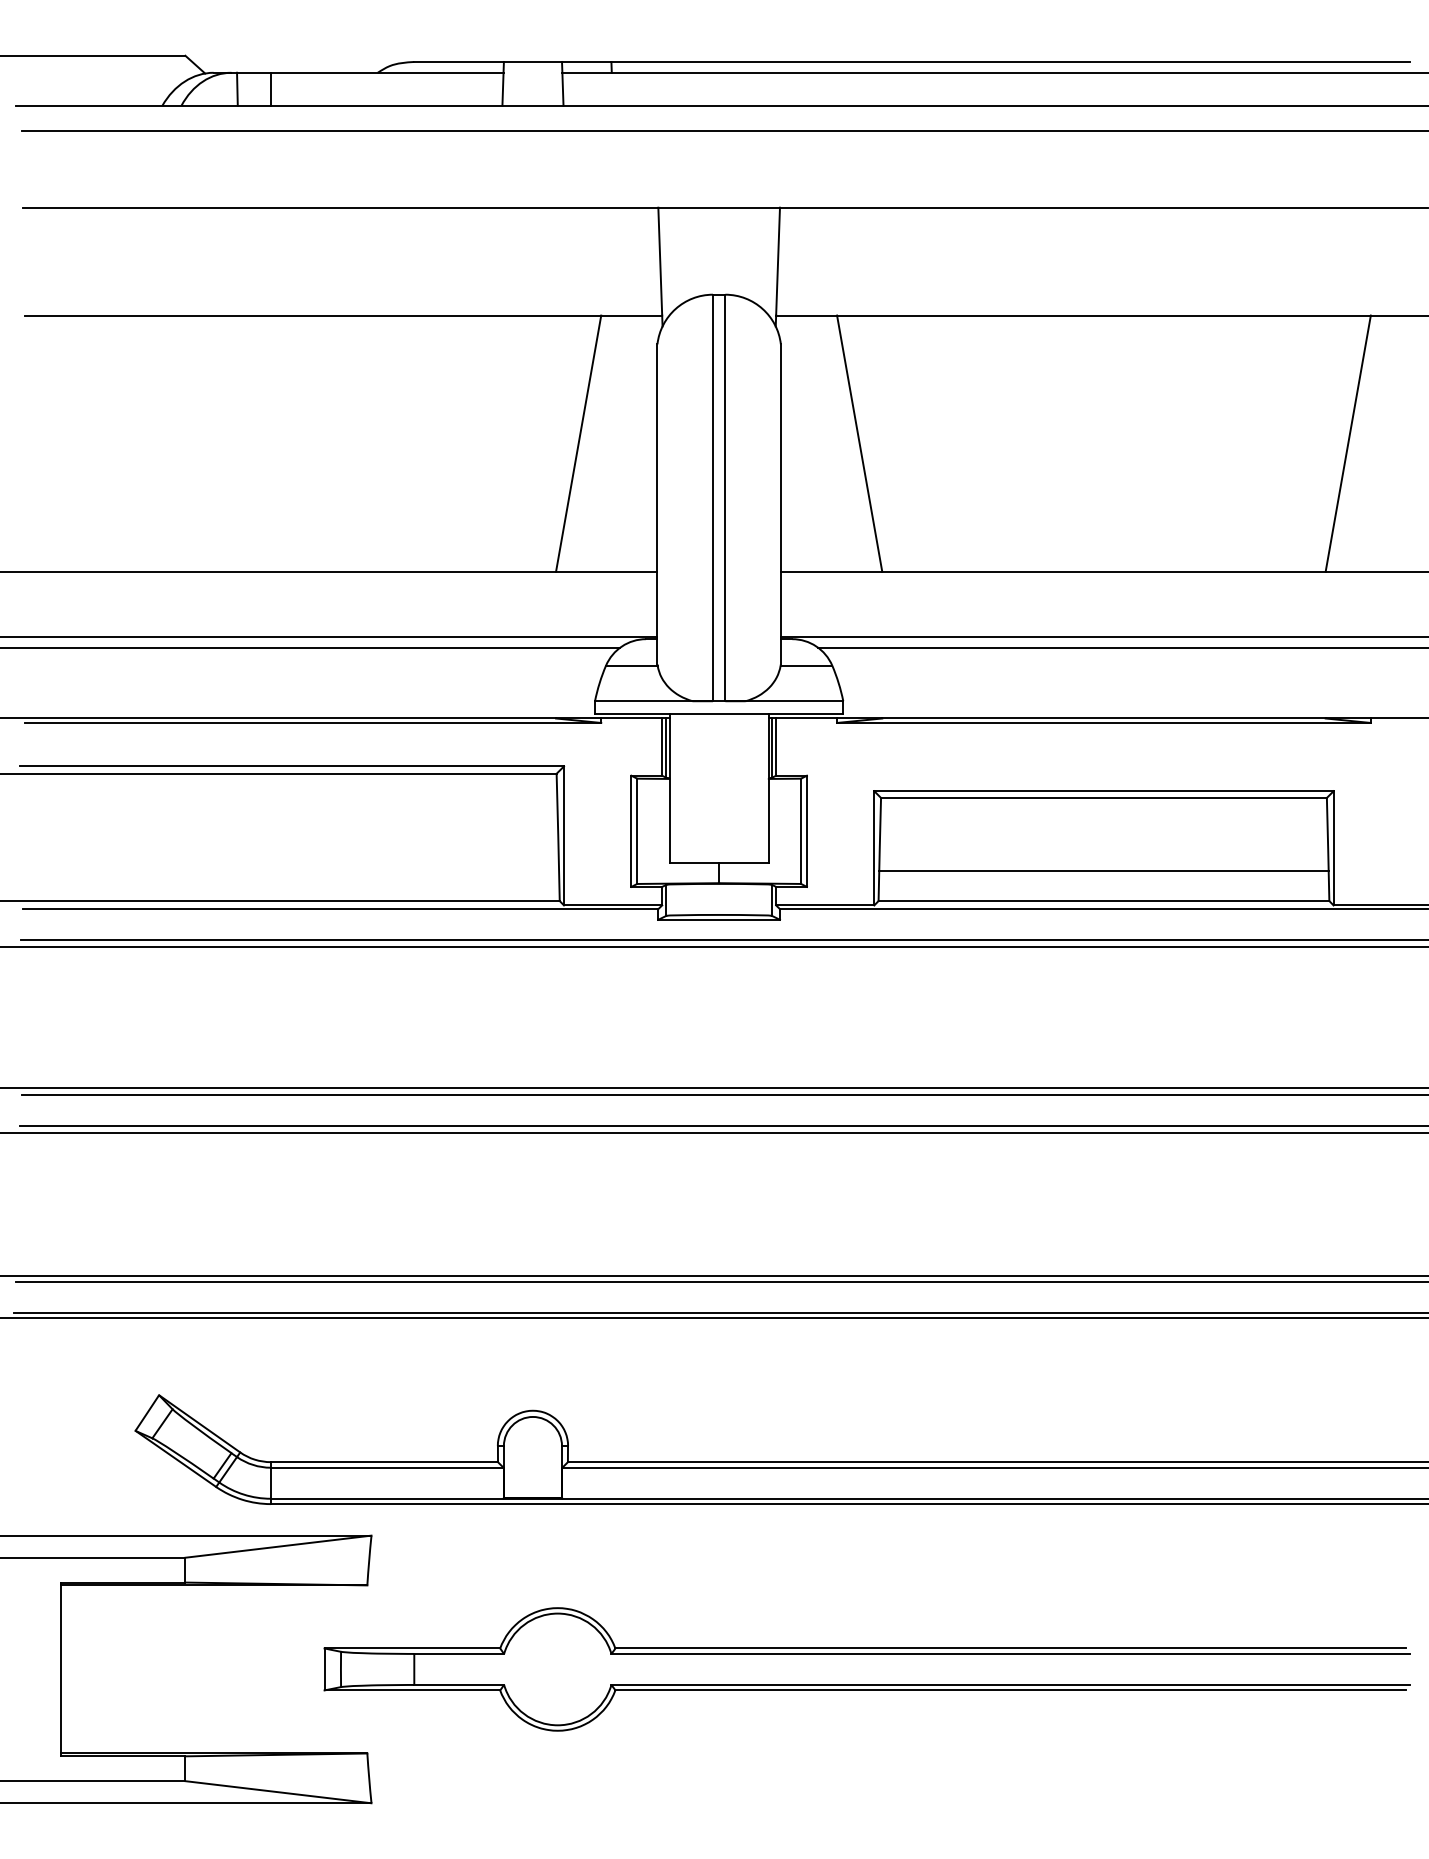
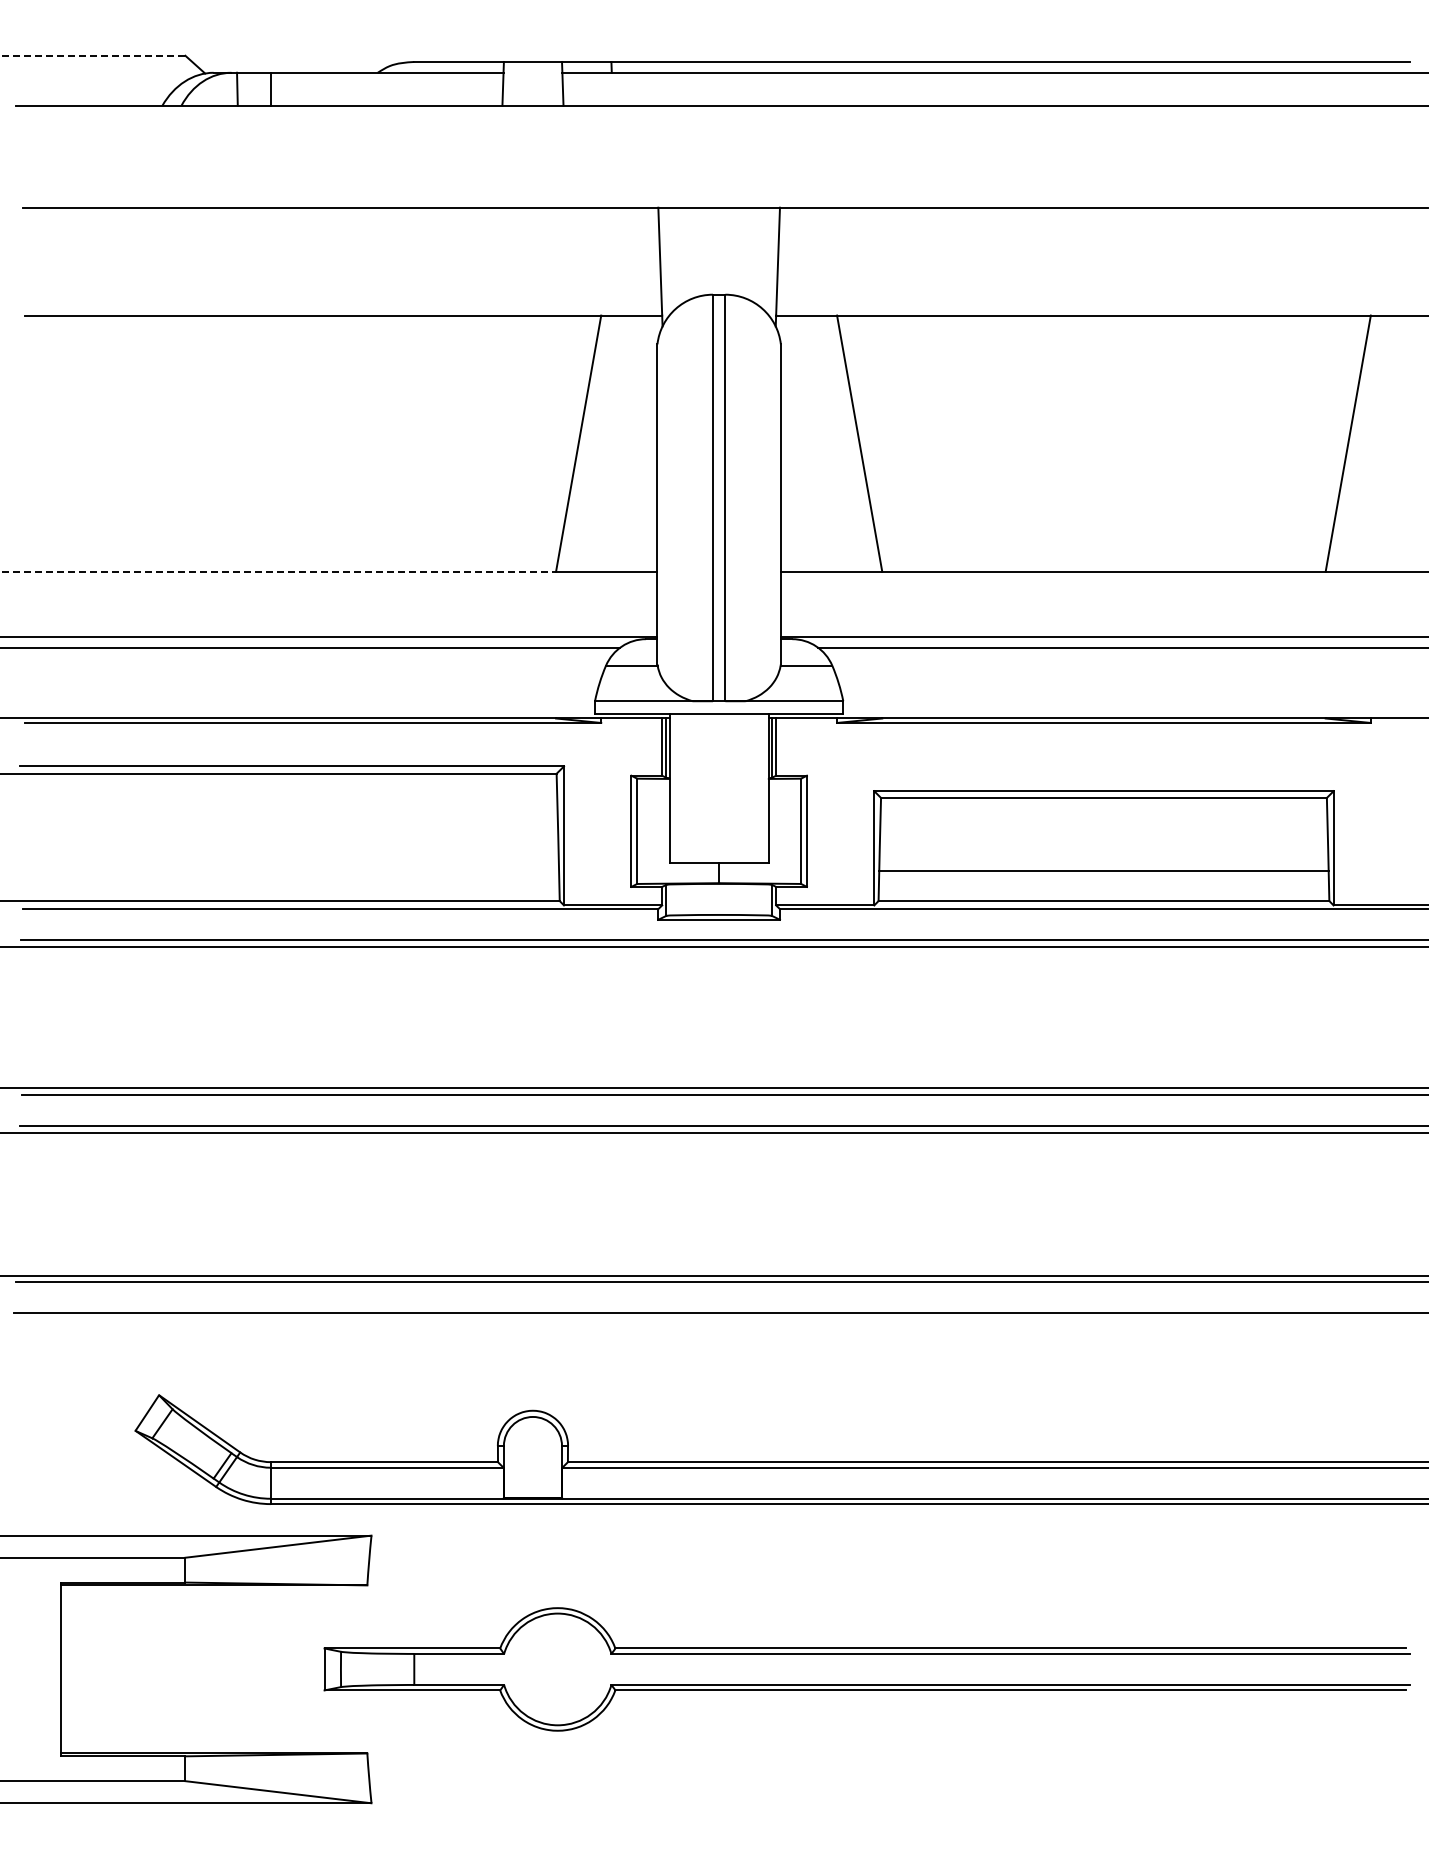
line: solid -> dashed (92, 55)
line: present -> none (723, 131)
line: solid -> dashed (278, 571)
line: present -> none (713, 1317)
